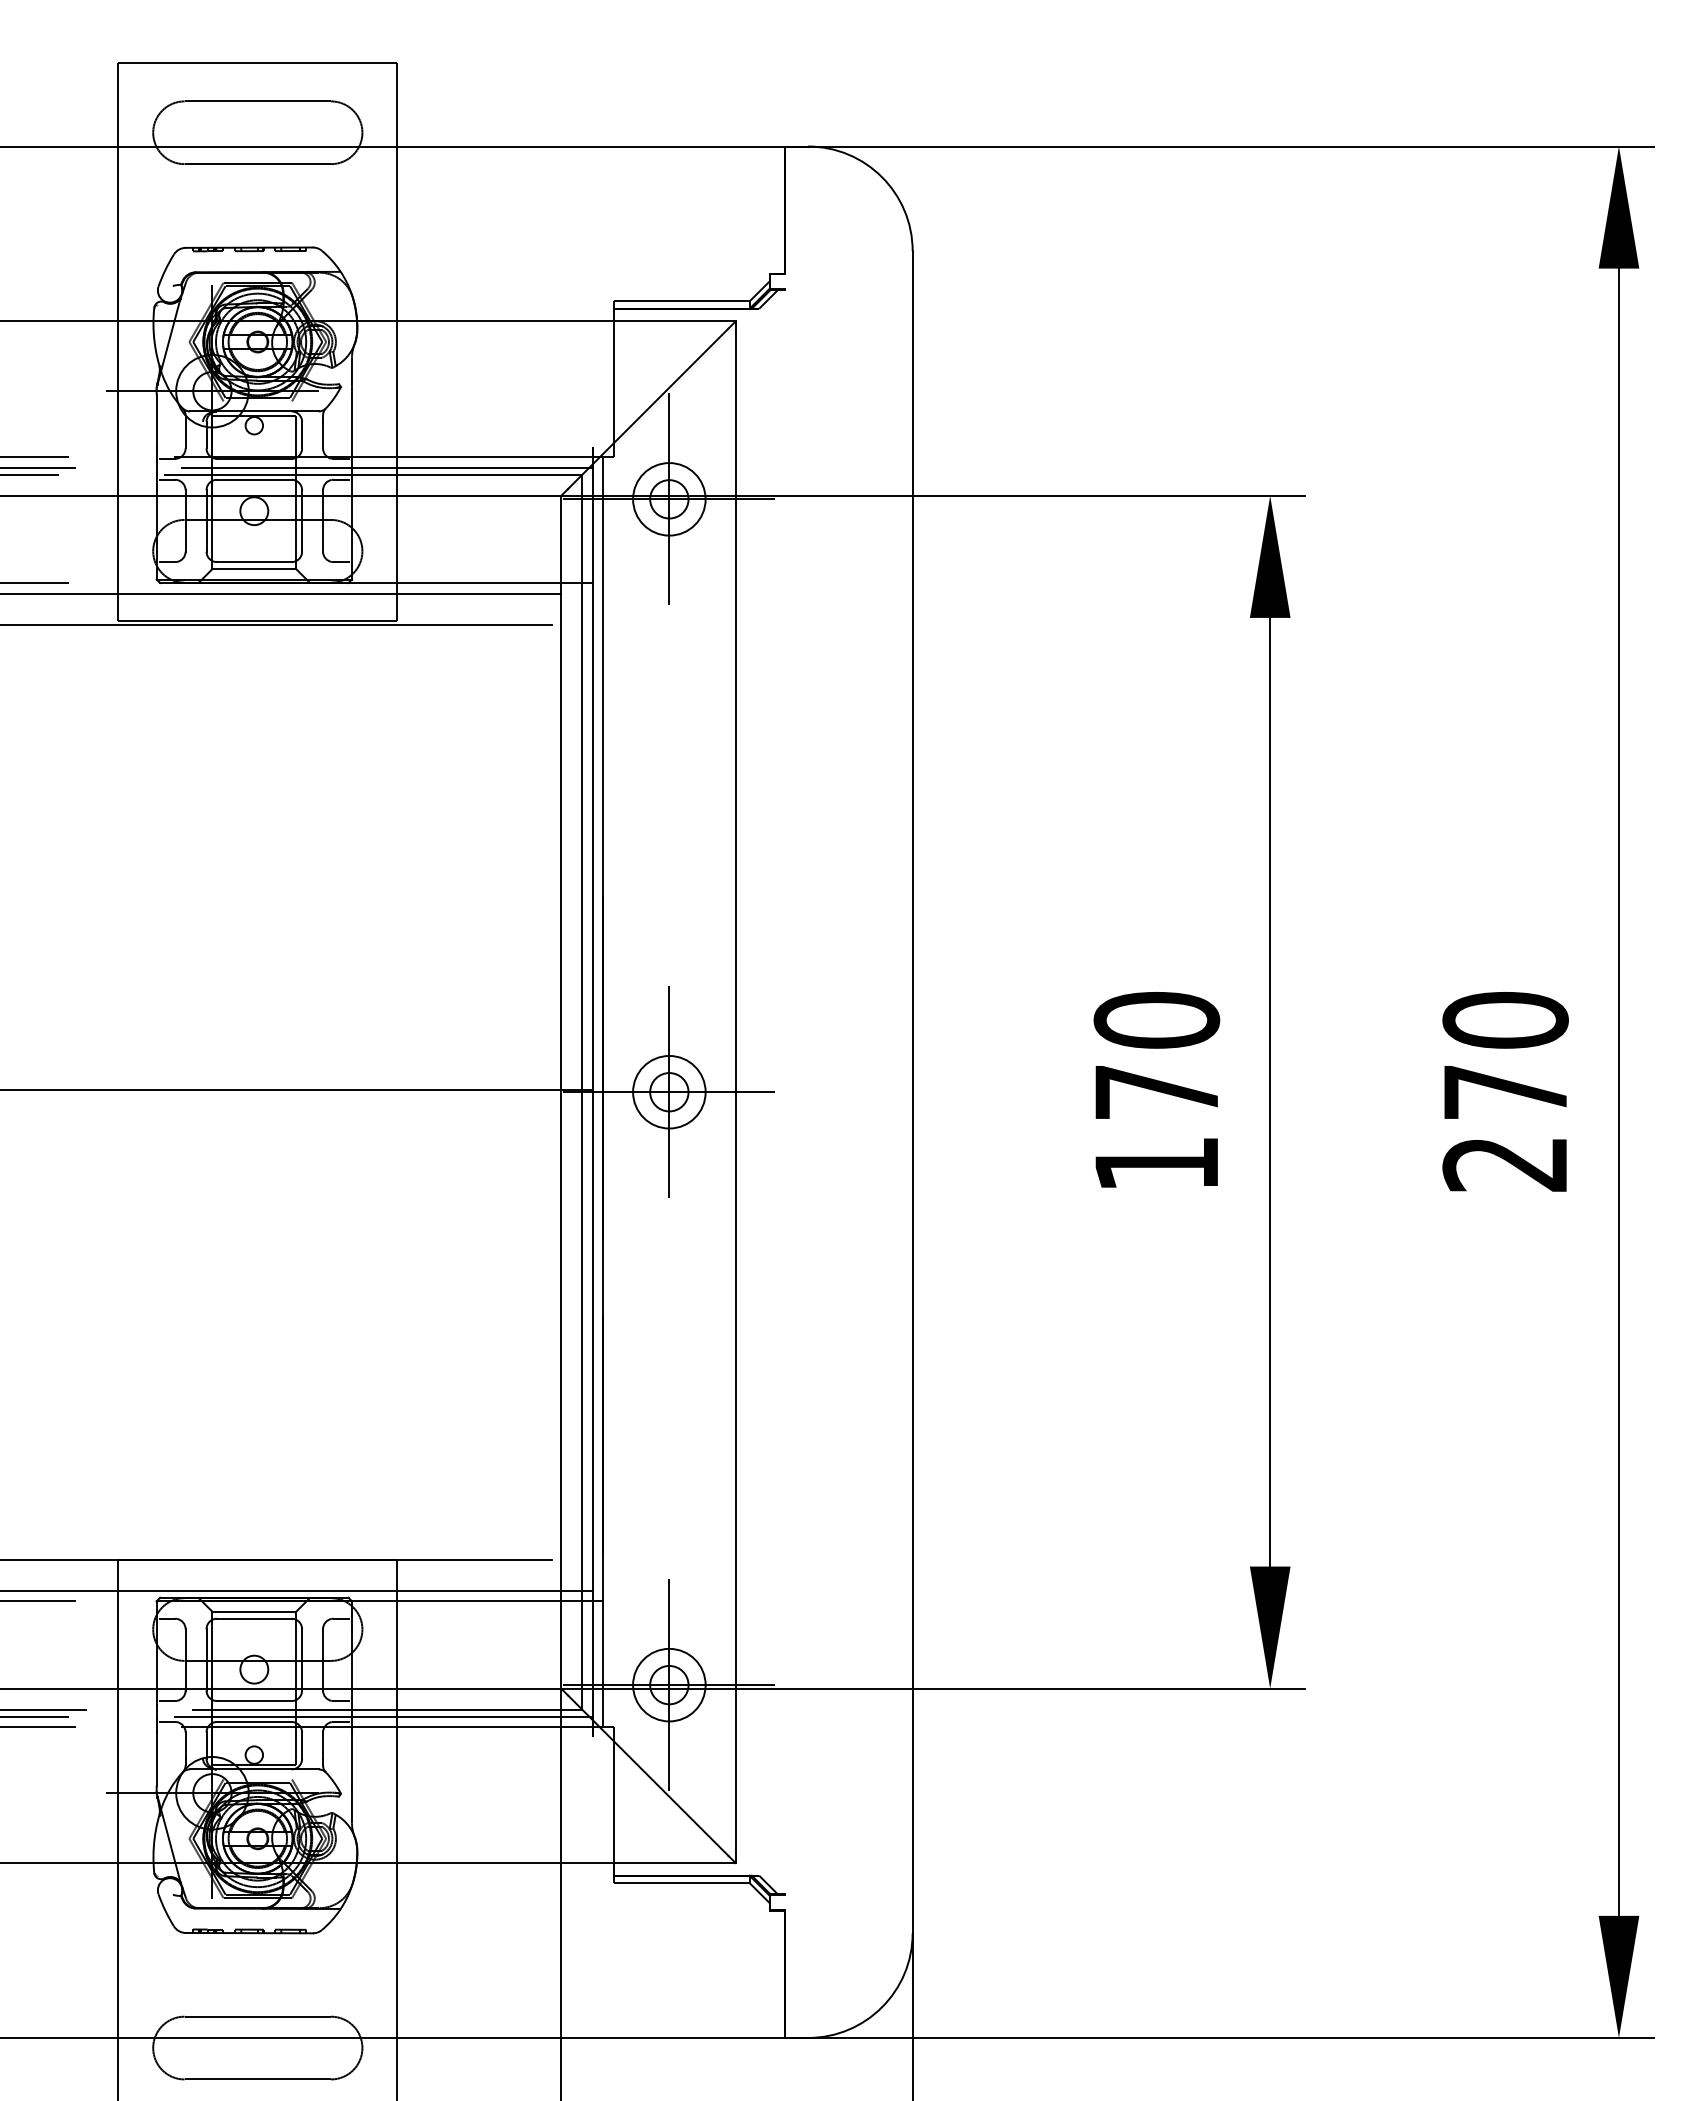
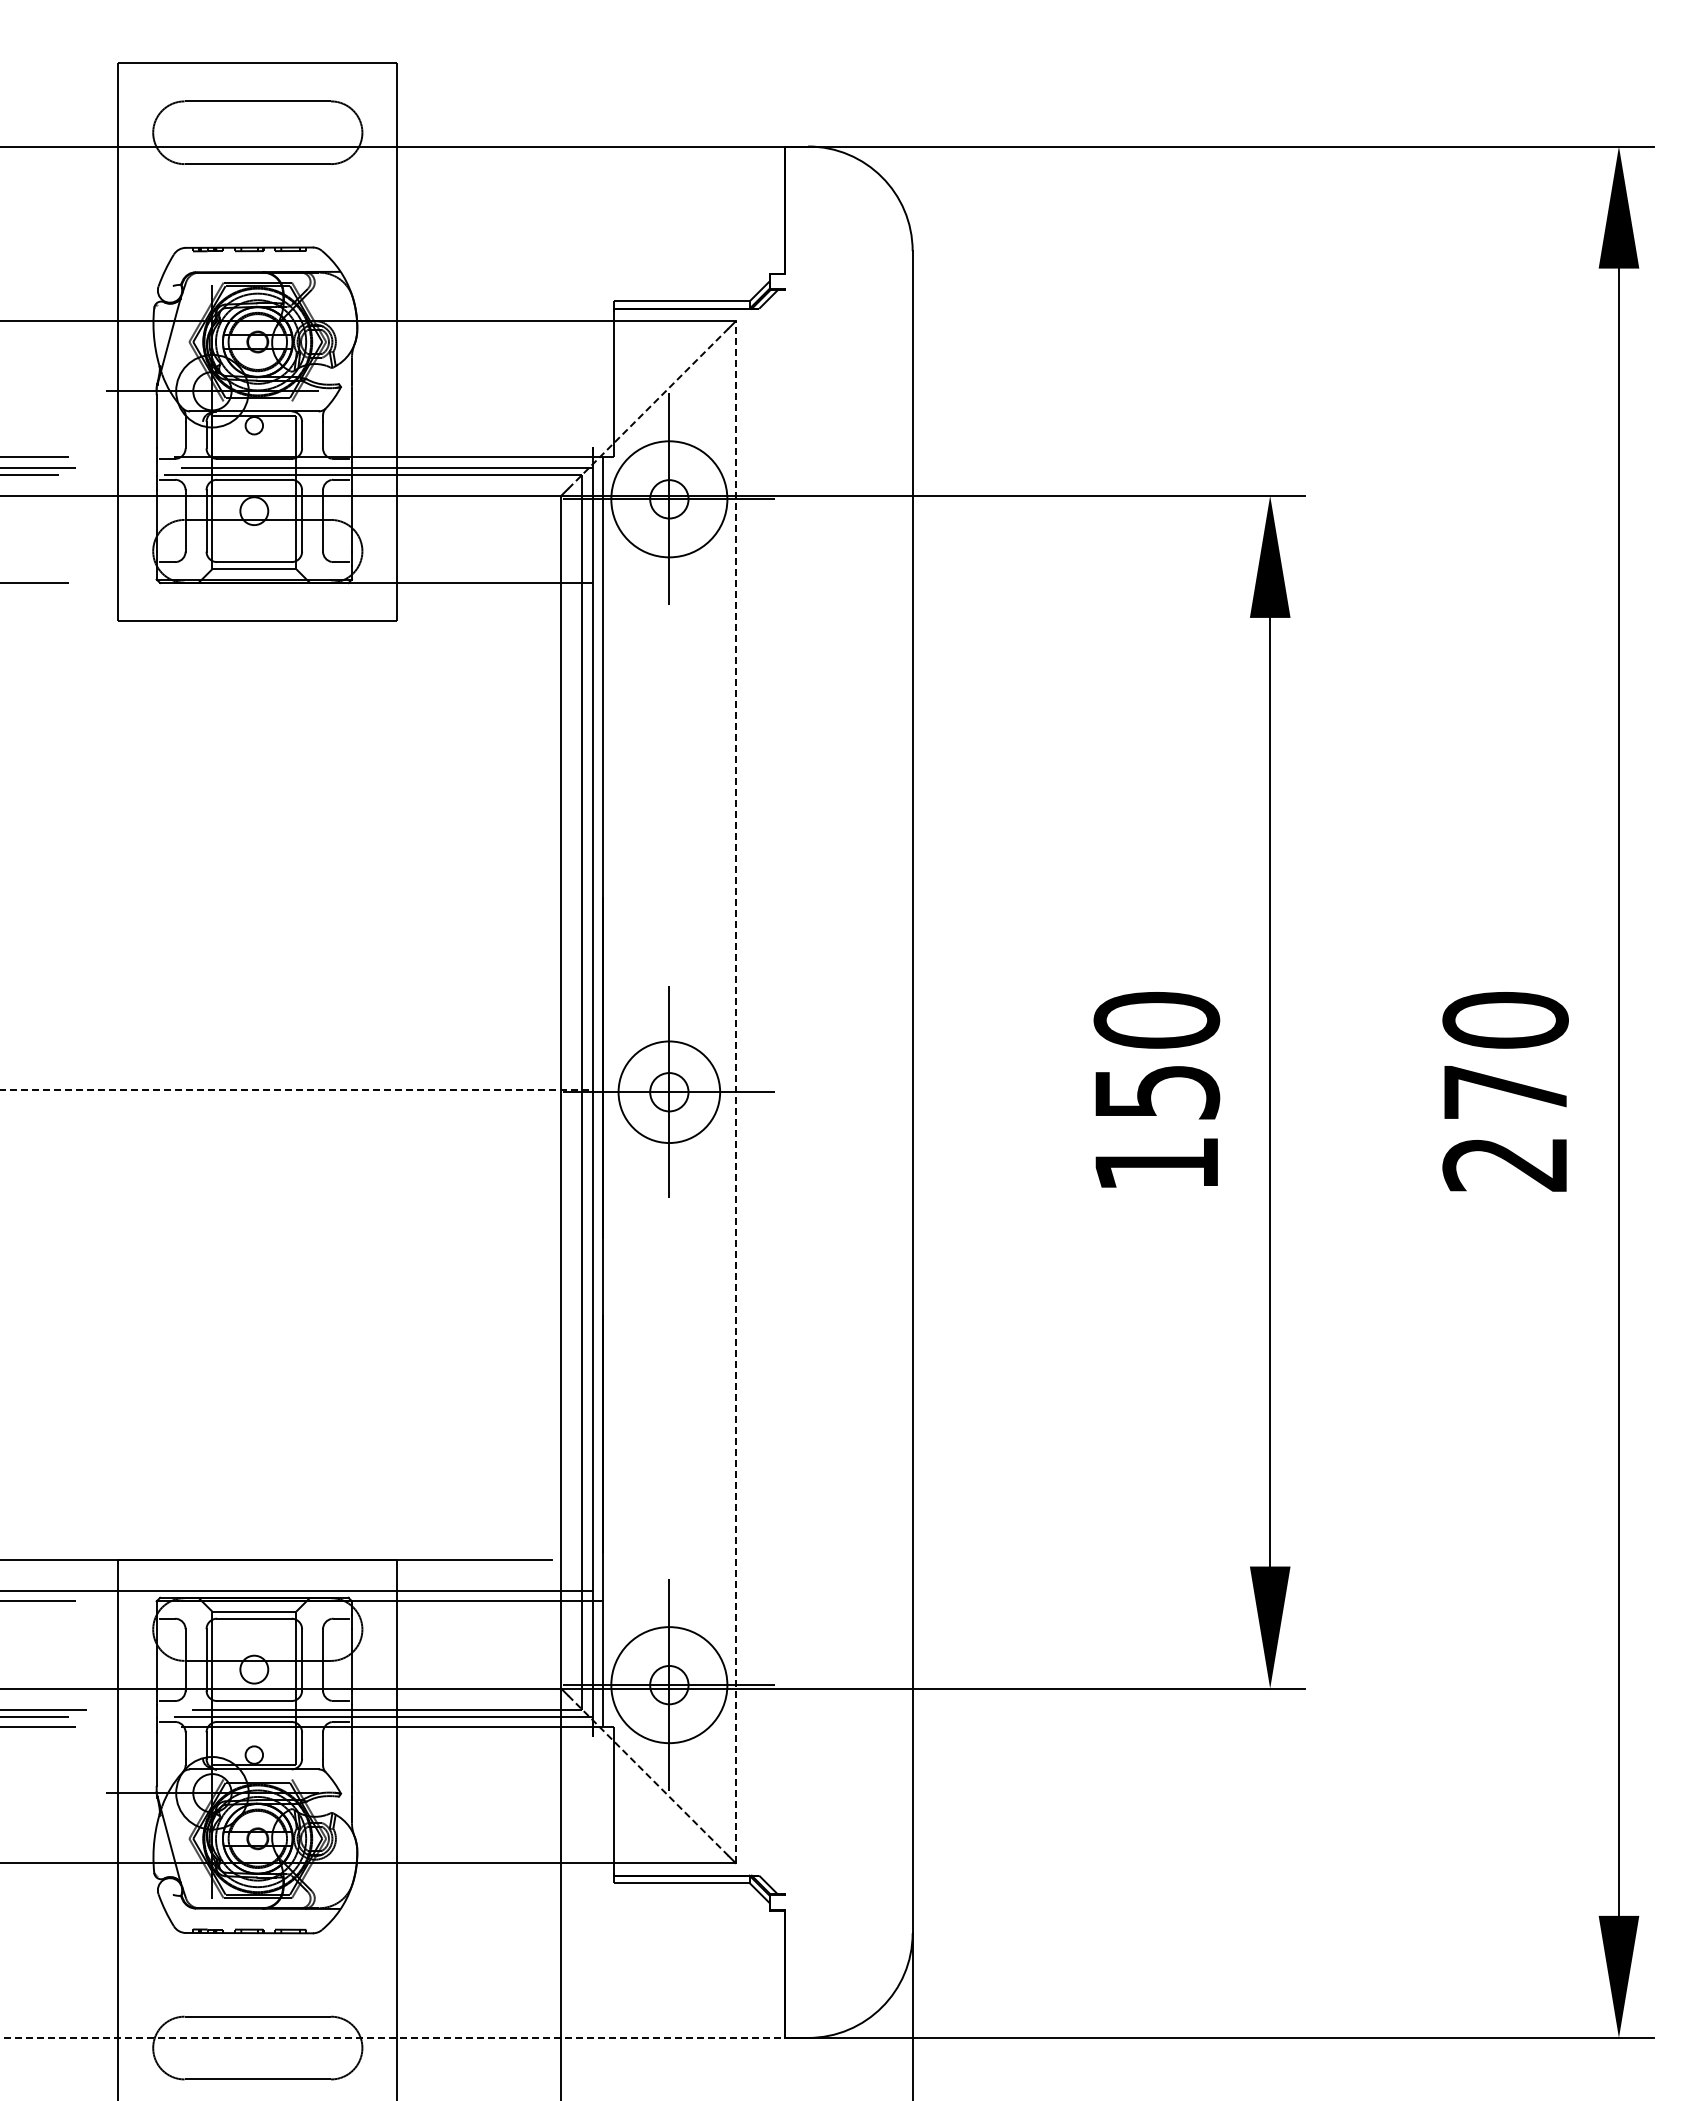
line: solid -> dashed (648, 408)
circle diameter: 73 px -> 116 px (669, 499)
line: present -> none (281, 593)
line: present -> none (276, 624)
line: solid -> dashed (296, 1090)
circle diameter: 73 px -> 102 px (669, 1092)
line: solid -> dashed (735, 1092)
text: 170 -> 150 (1157, 1092)
circle diameter: 73 px -> 116 px (669, 1685)
line: solid -> dashed (648, 1776)
line: solid -> dashed (393, 2037)
